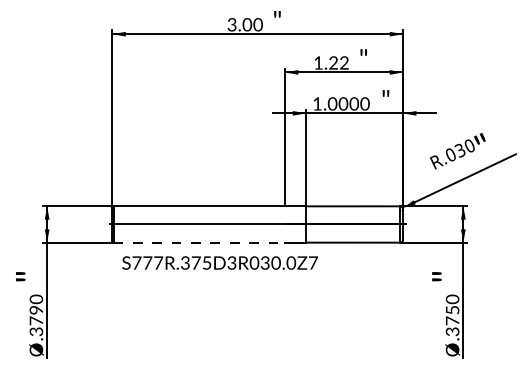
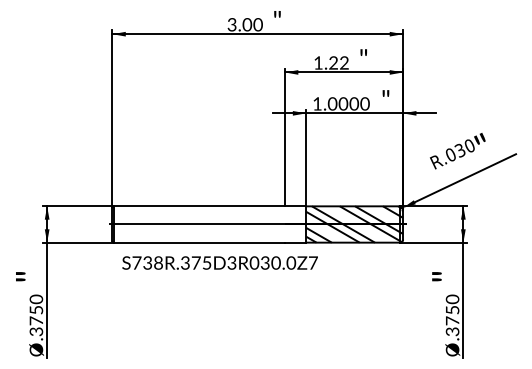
hatch: none -> present (354, 224)
line: dashed -> solid (199, 242)
text: S777R.375D3R030.0Z7 -> S738R.375D3R030.0Z7 (153, 262)
text: .3790 -> .3750 (36, 310)
